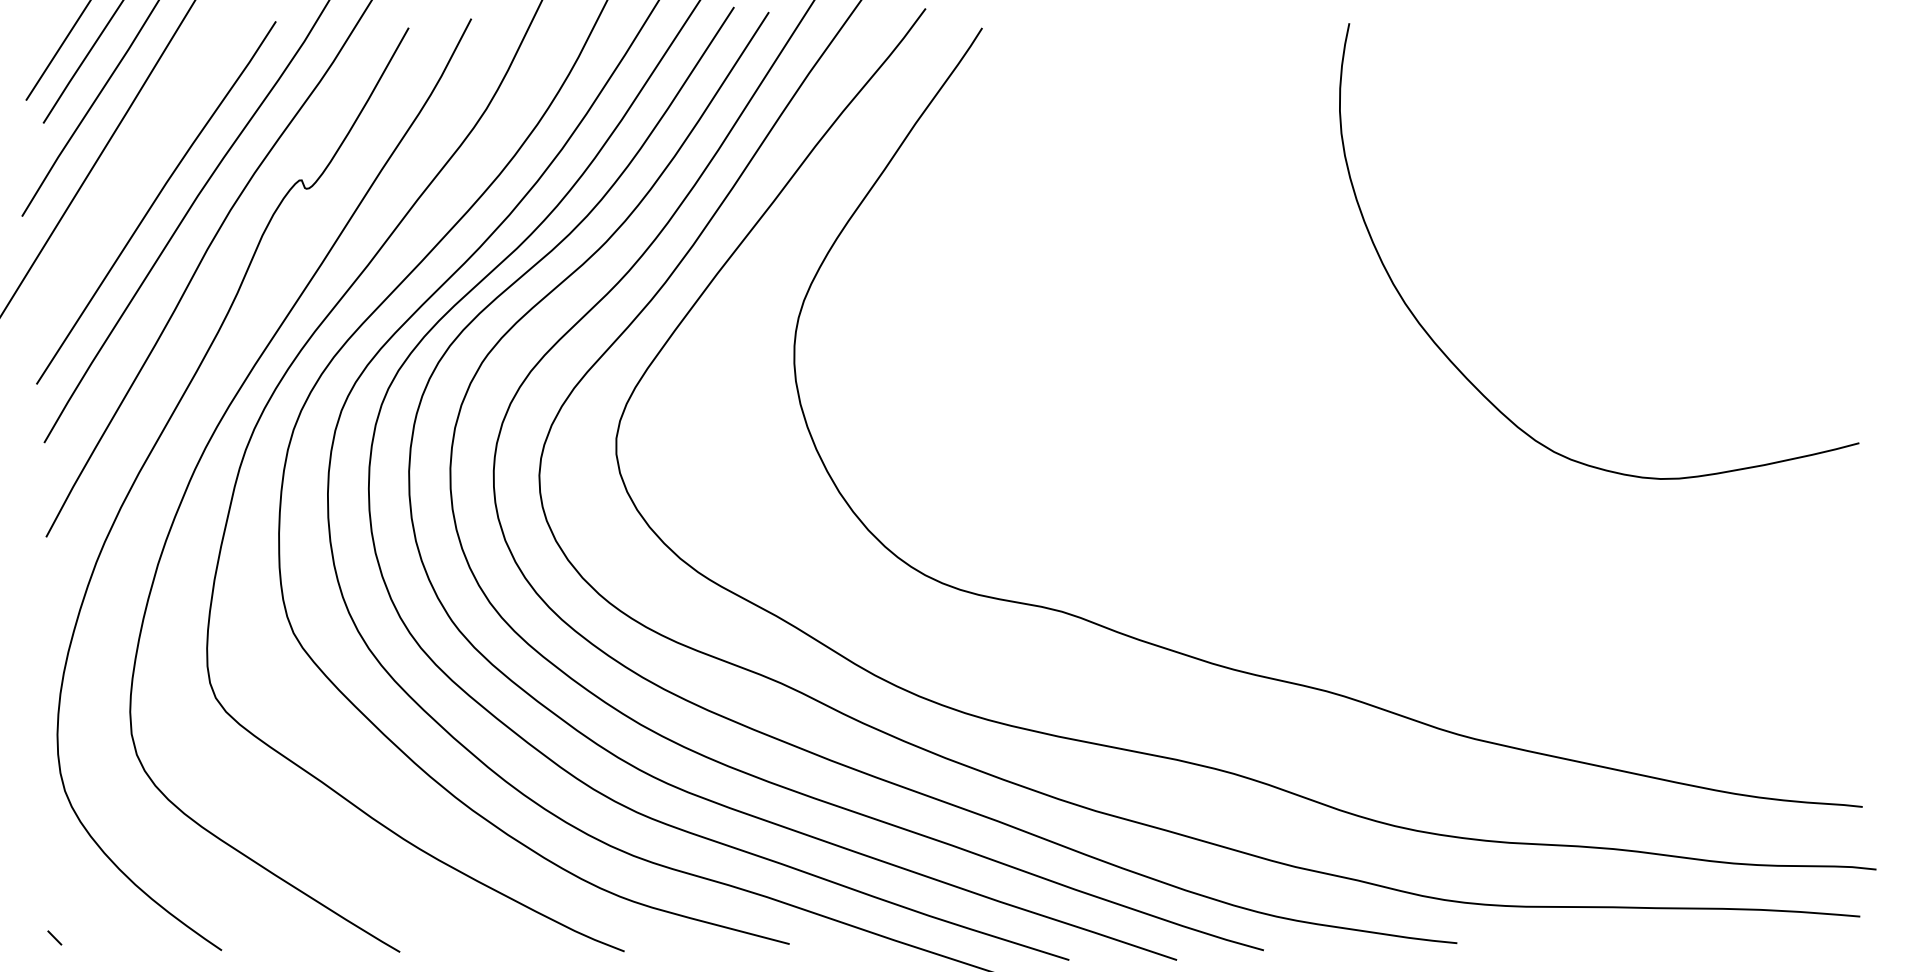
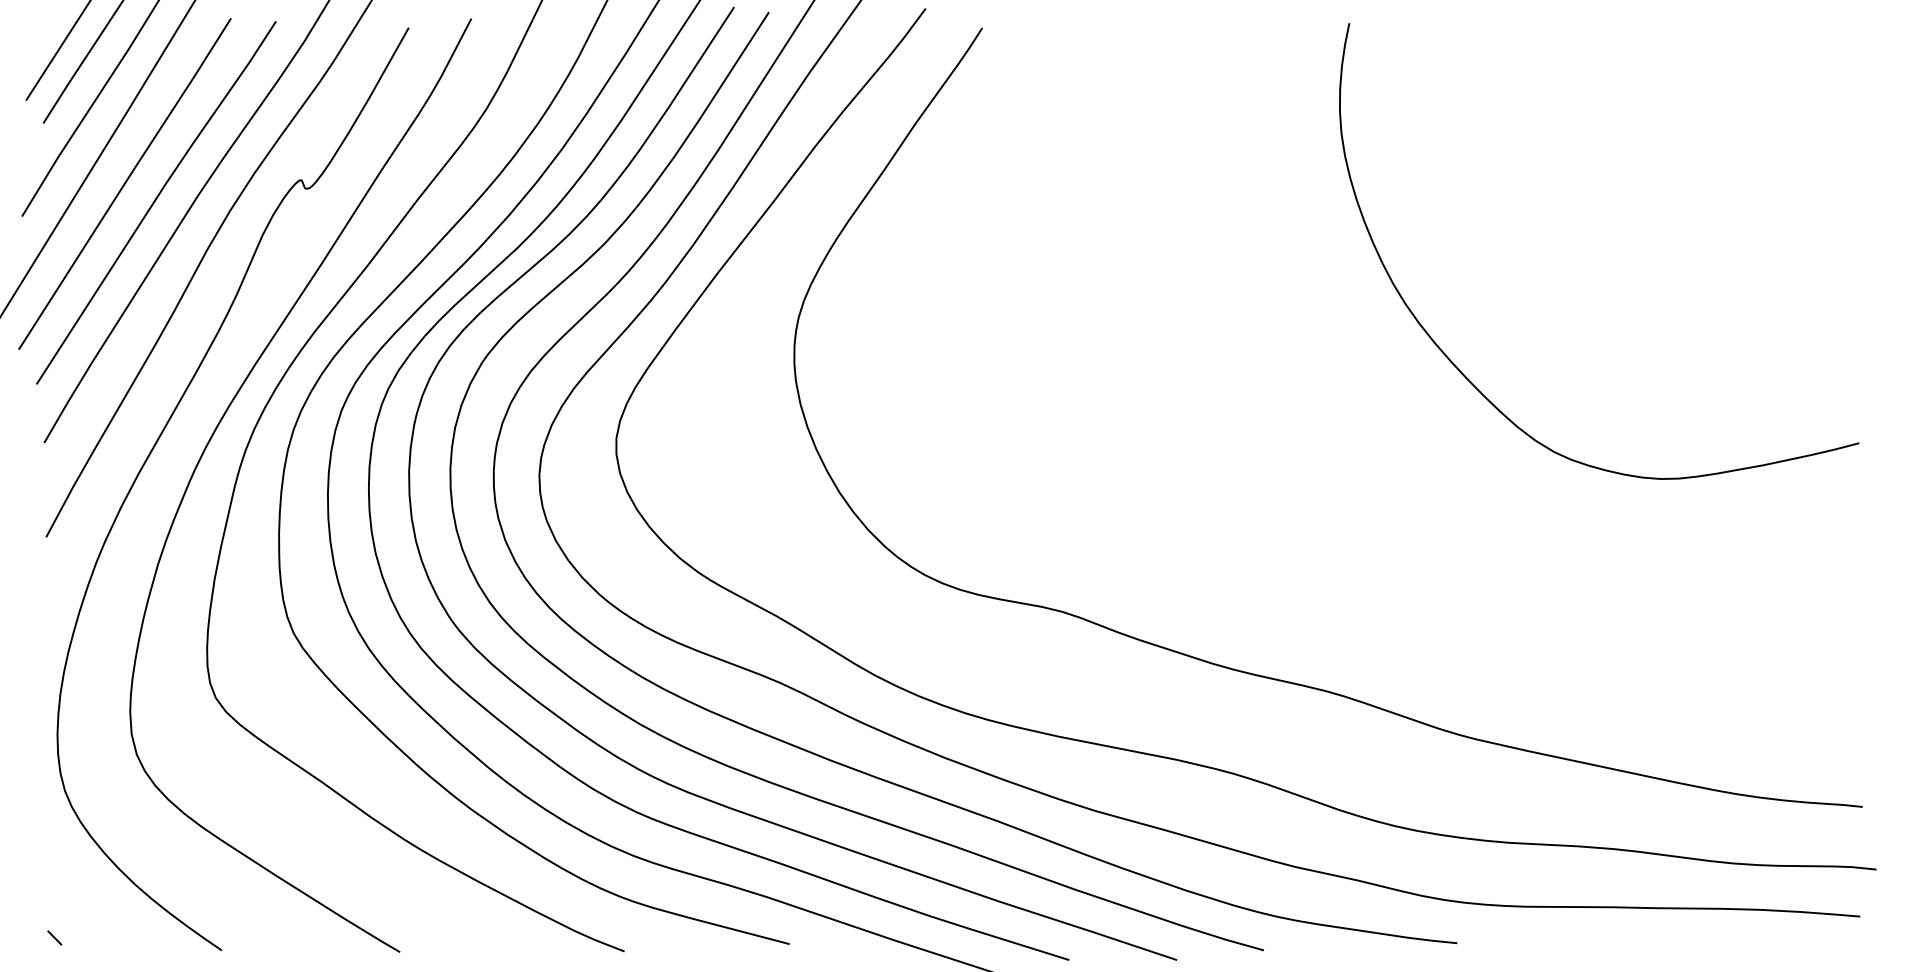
line: none -> present (124, 183)
